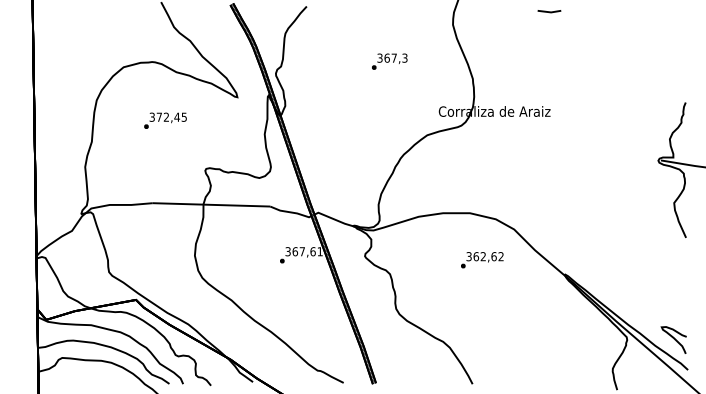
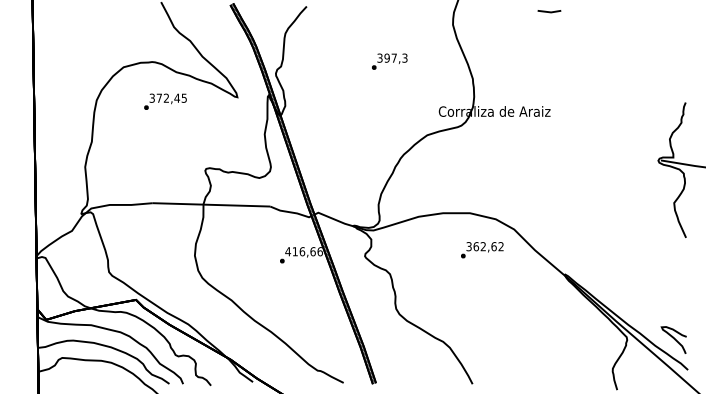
text: 367,3 -> 397,3 (386, 57)
text position: (165, 120) -> (165, 101) (165, 101)
text: 367,61 -> 416,66 (303, 251)
text position: (482, 260) -> (482, 250) (482, 250)
